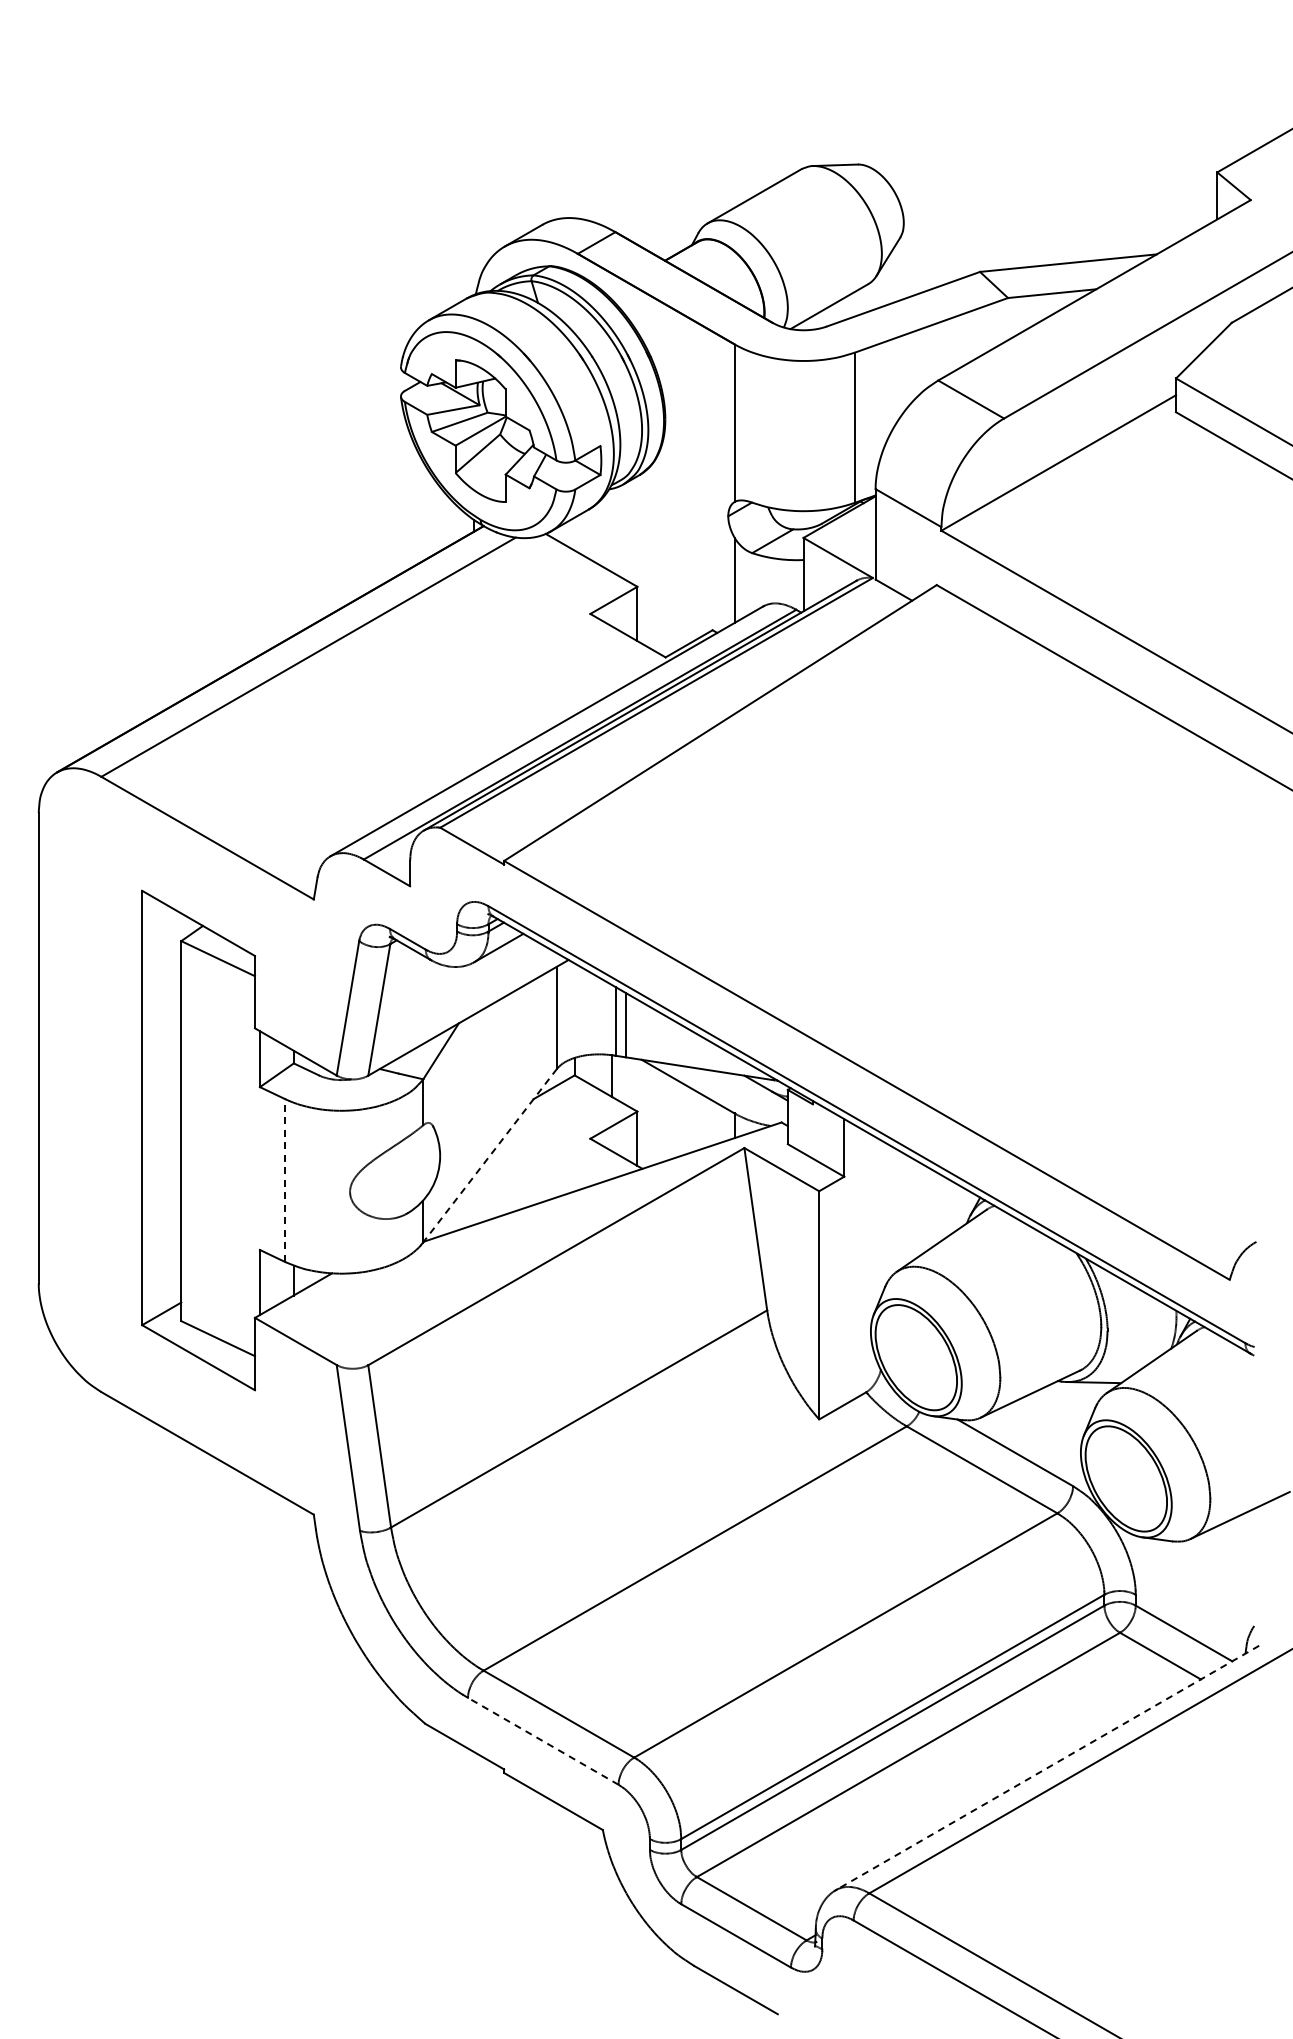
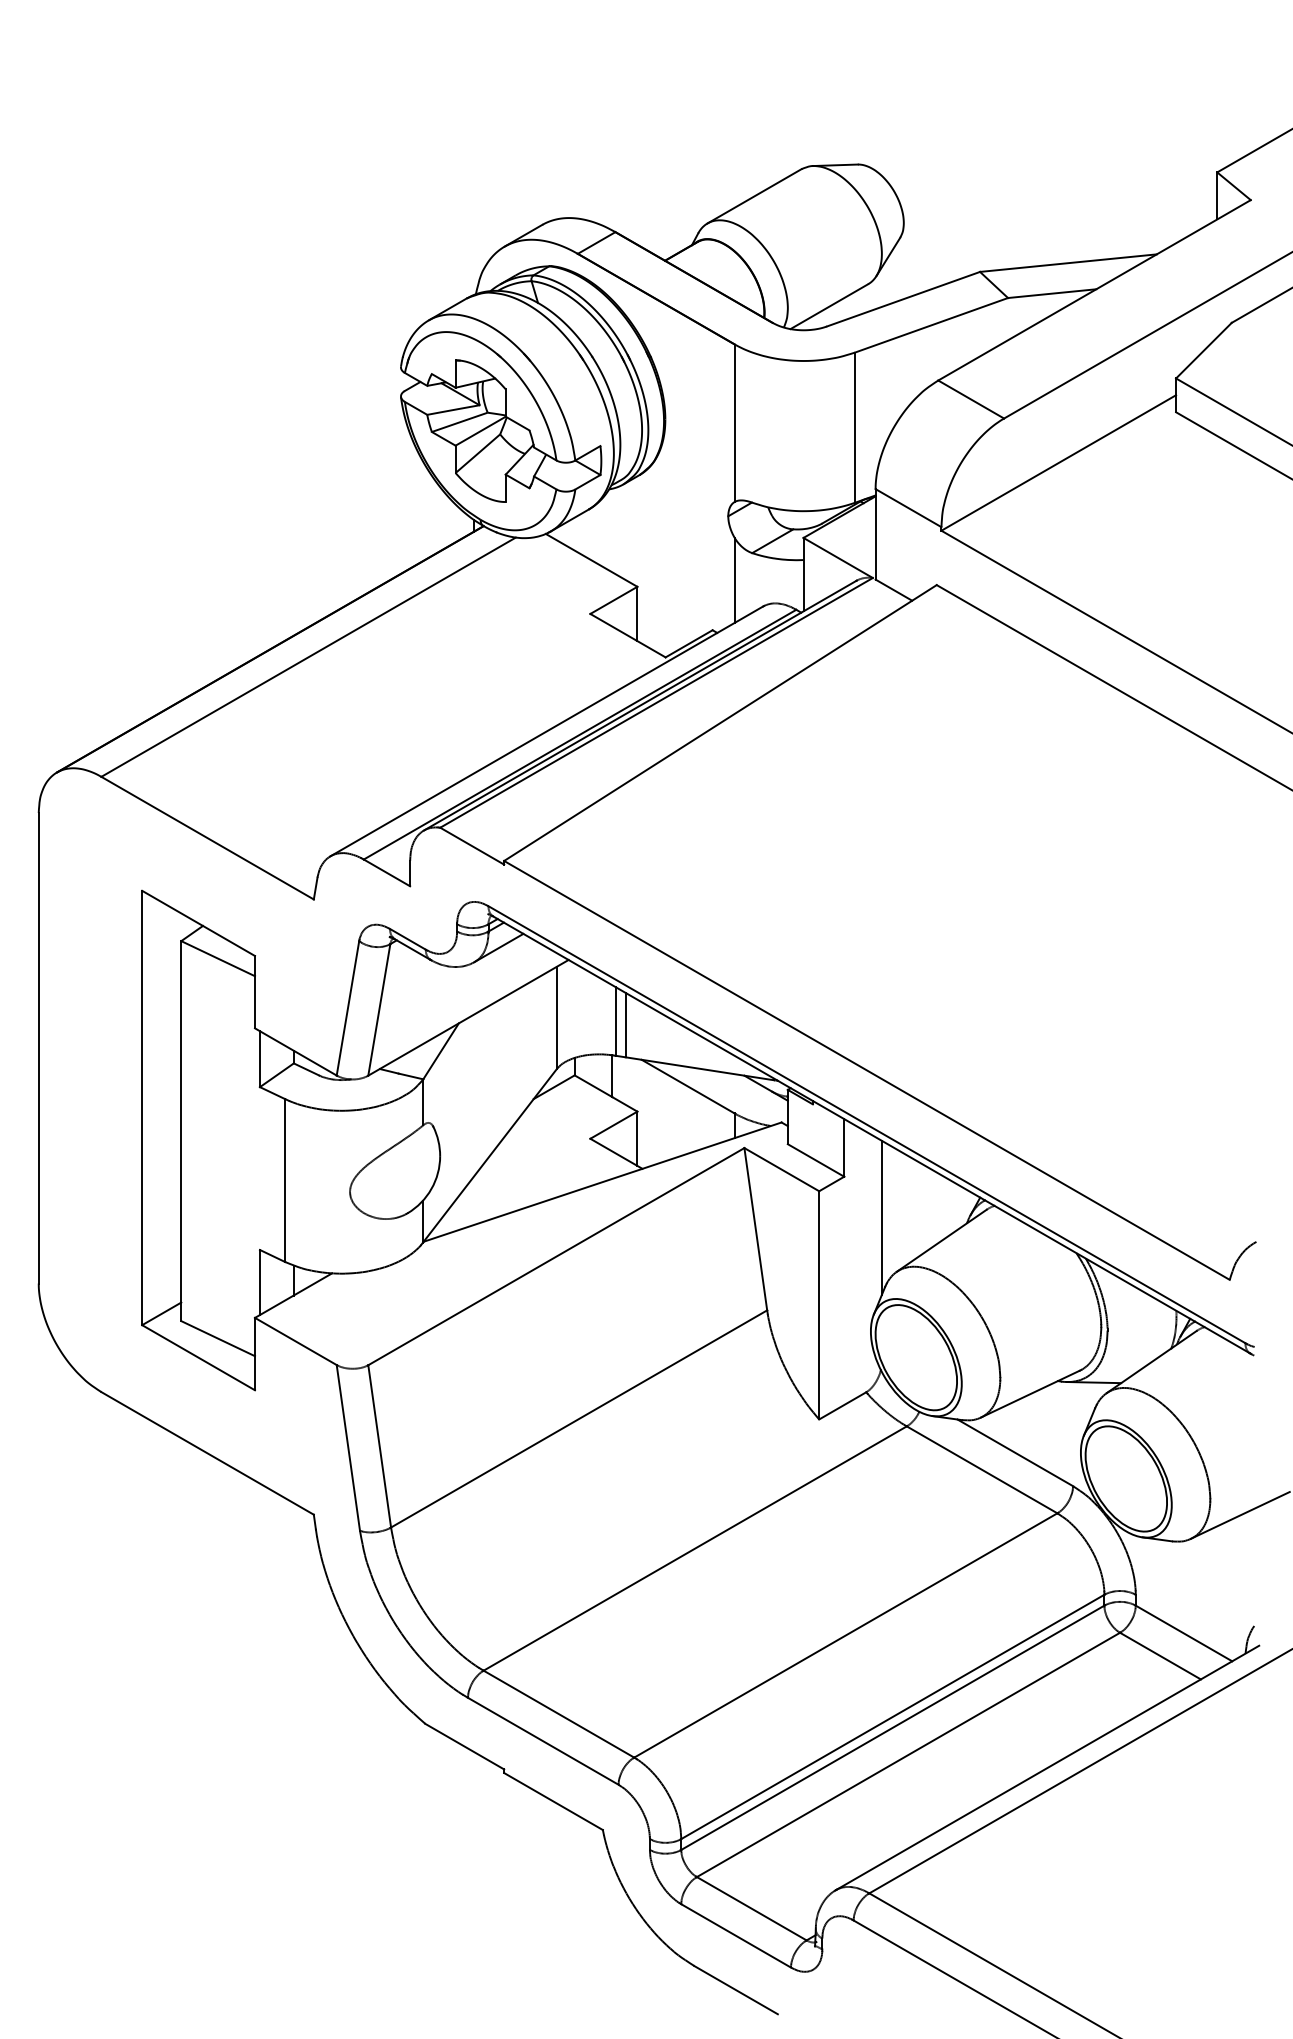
line: dashed -> solid (489, 1155)
line: dashed -> solid (285, 1180)
line: none -> present (881, 1217)
line: dashed -> solid (543, 1741)
line: dashed -> solid (1047, 1768)
